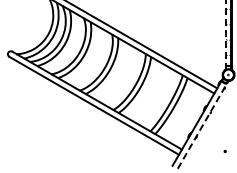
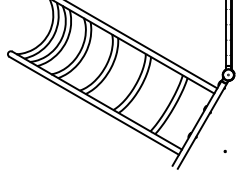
line: dashed -> solid (225, 34)
line: dashed -> solid (203, 124)
